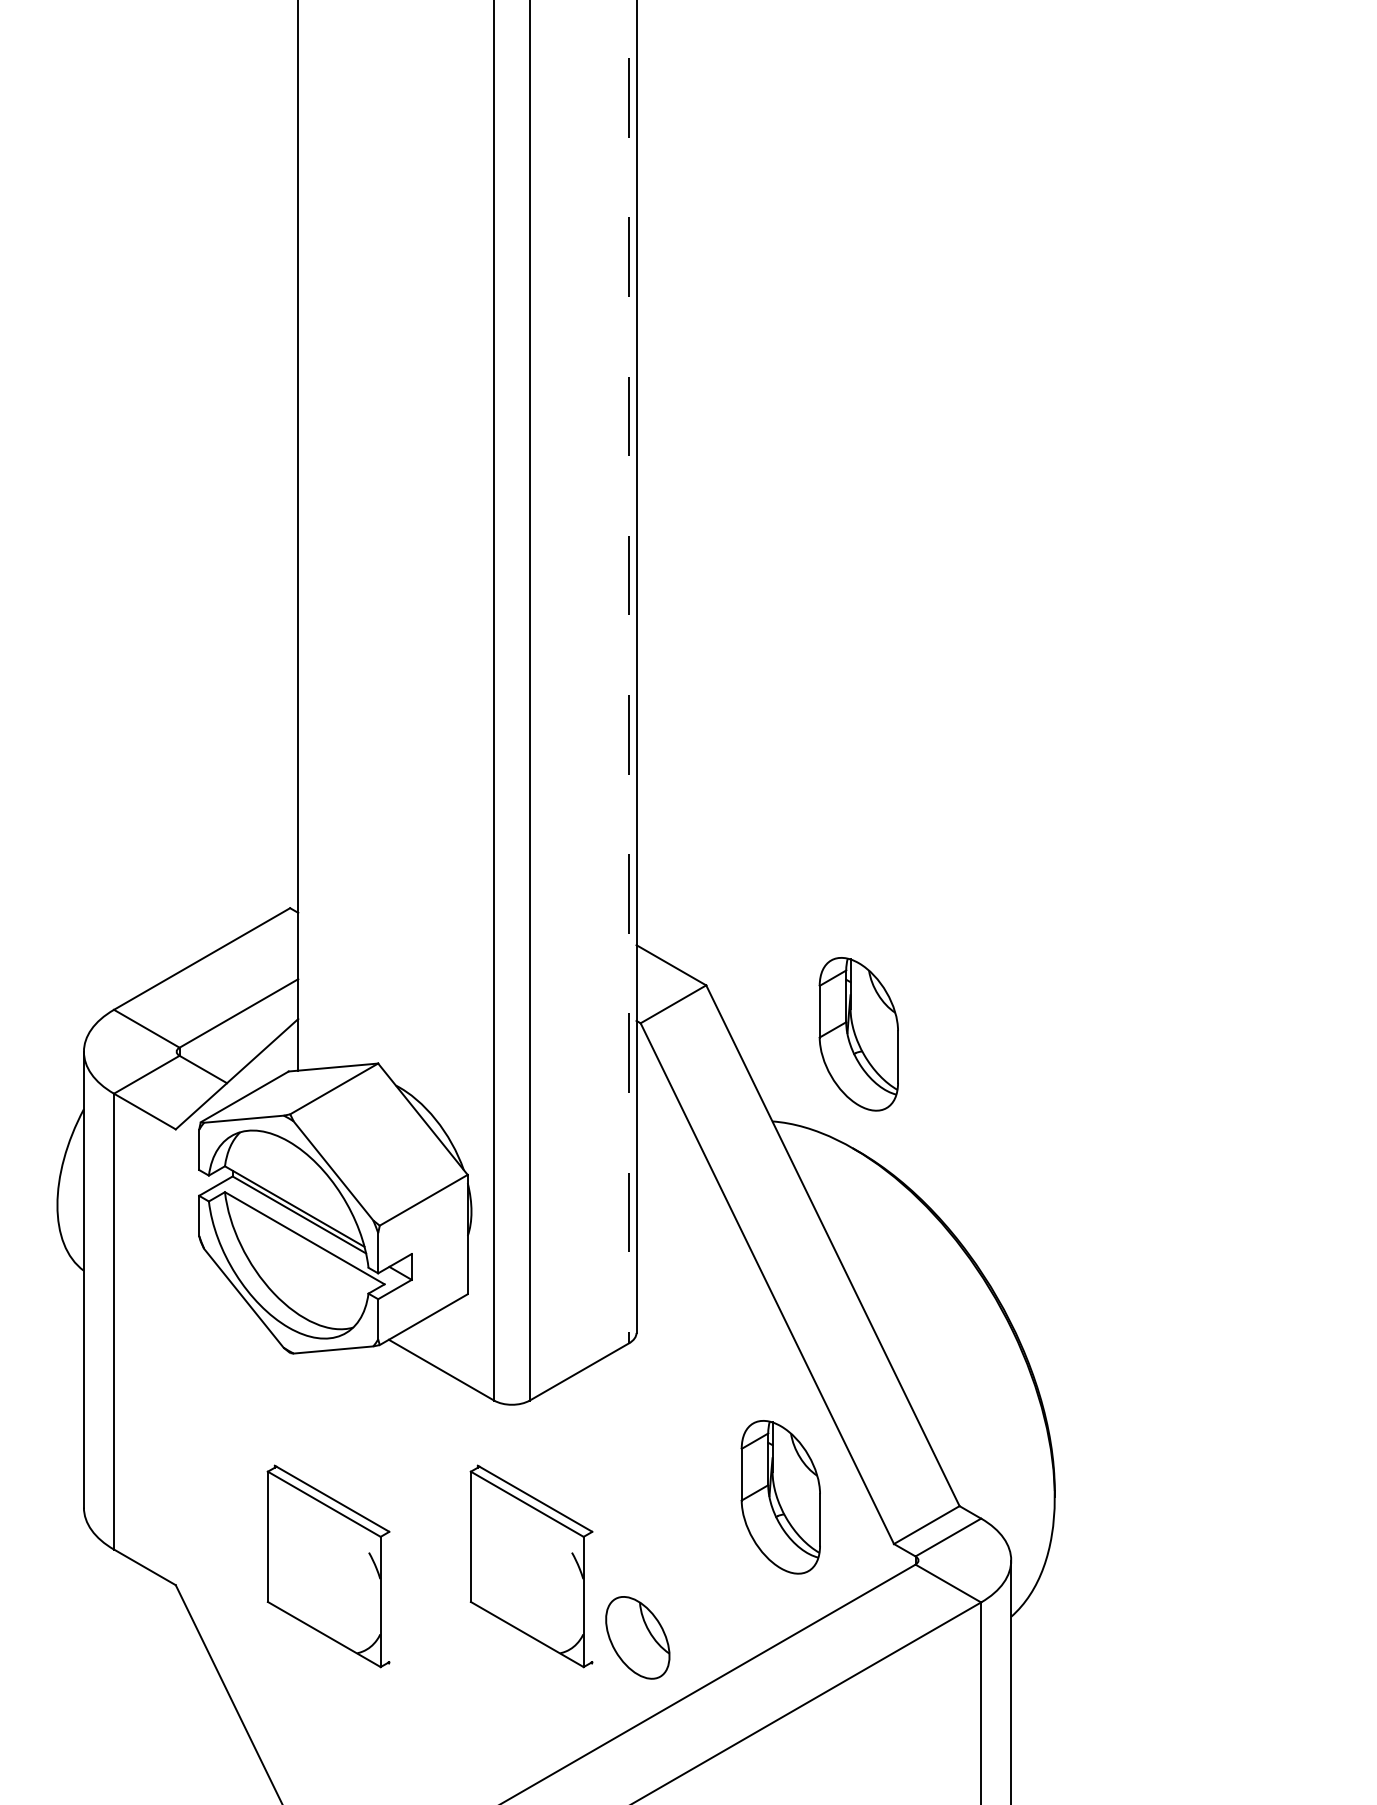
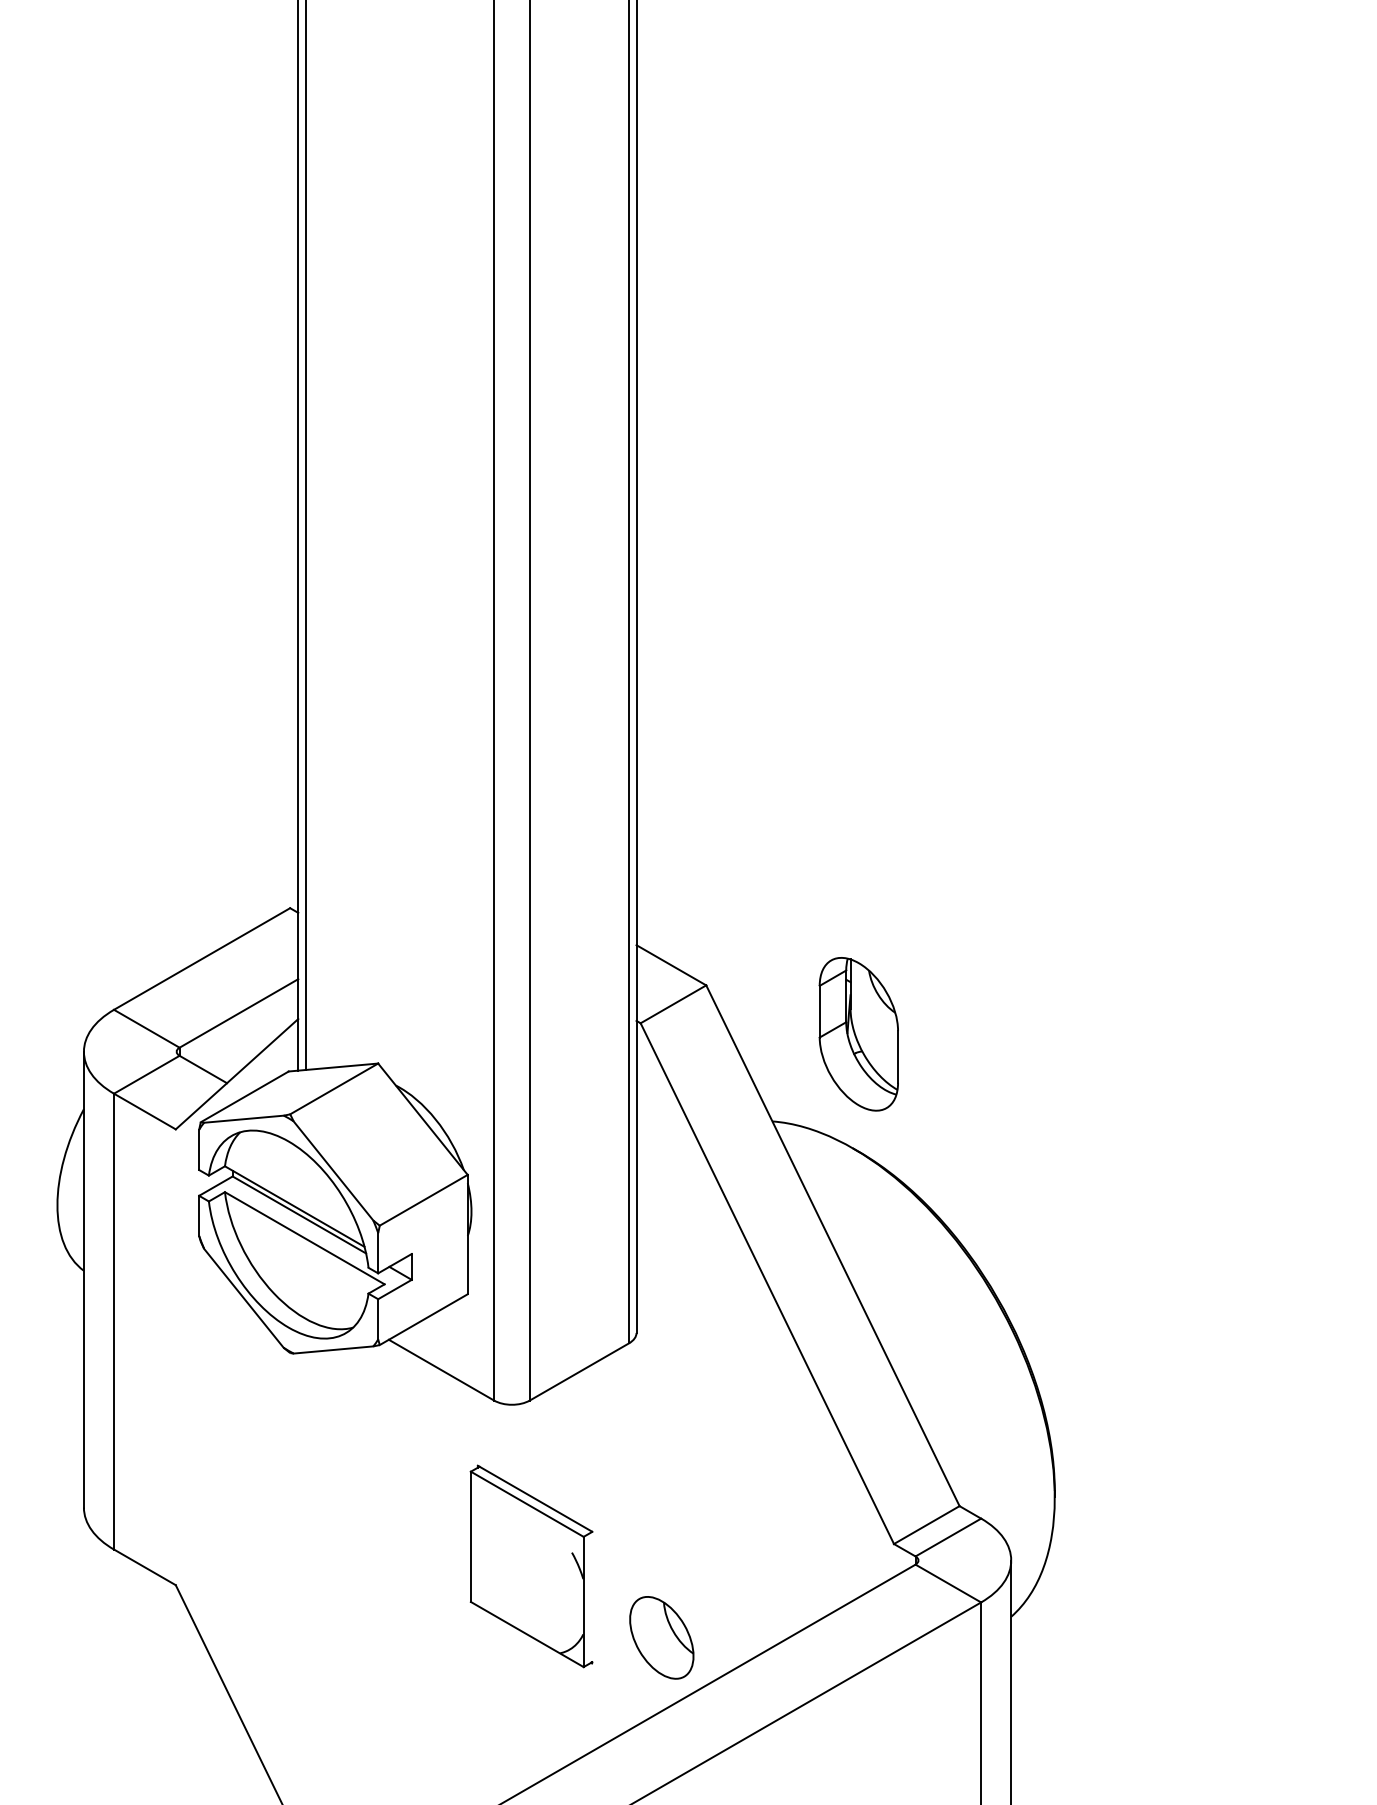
line: none -> present (305, 536)
line: dashed -> solid (629, 672)
part: present -> none (780, 1497)
part: present -> none (328, 1566)
part position: (637, 1637) -> (661, 1637) (661, 1637)
